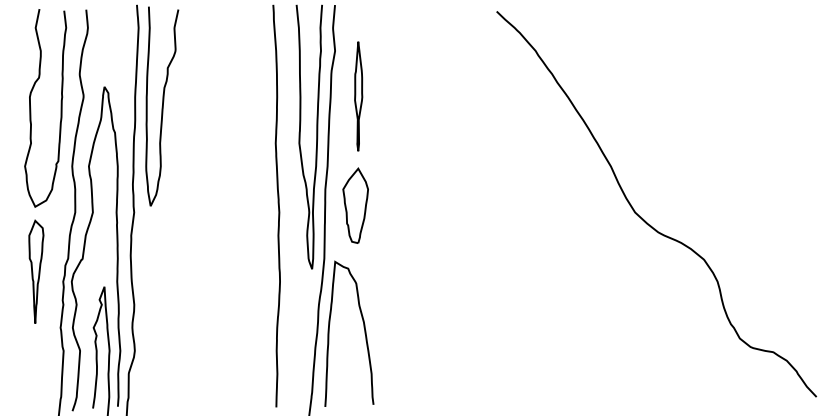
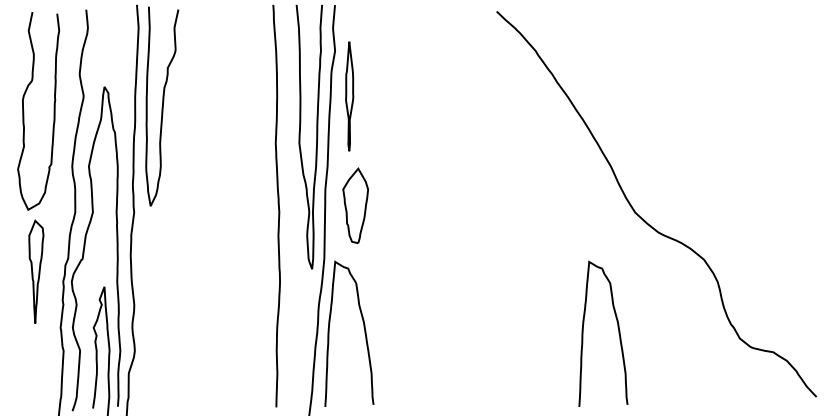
part position: (358, 96) -> (349, 96) (349, 96)
curve position: (31, 108) -> (24, 111) (24, 111)
curve: none -> present (618, 333)
